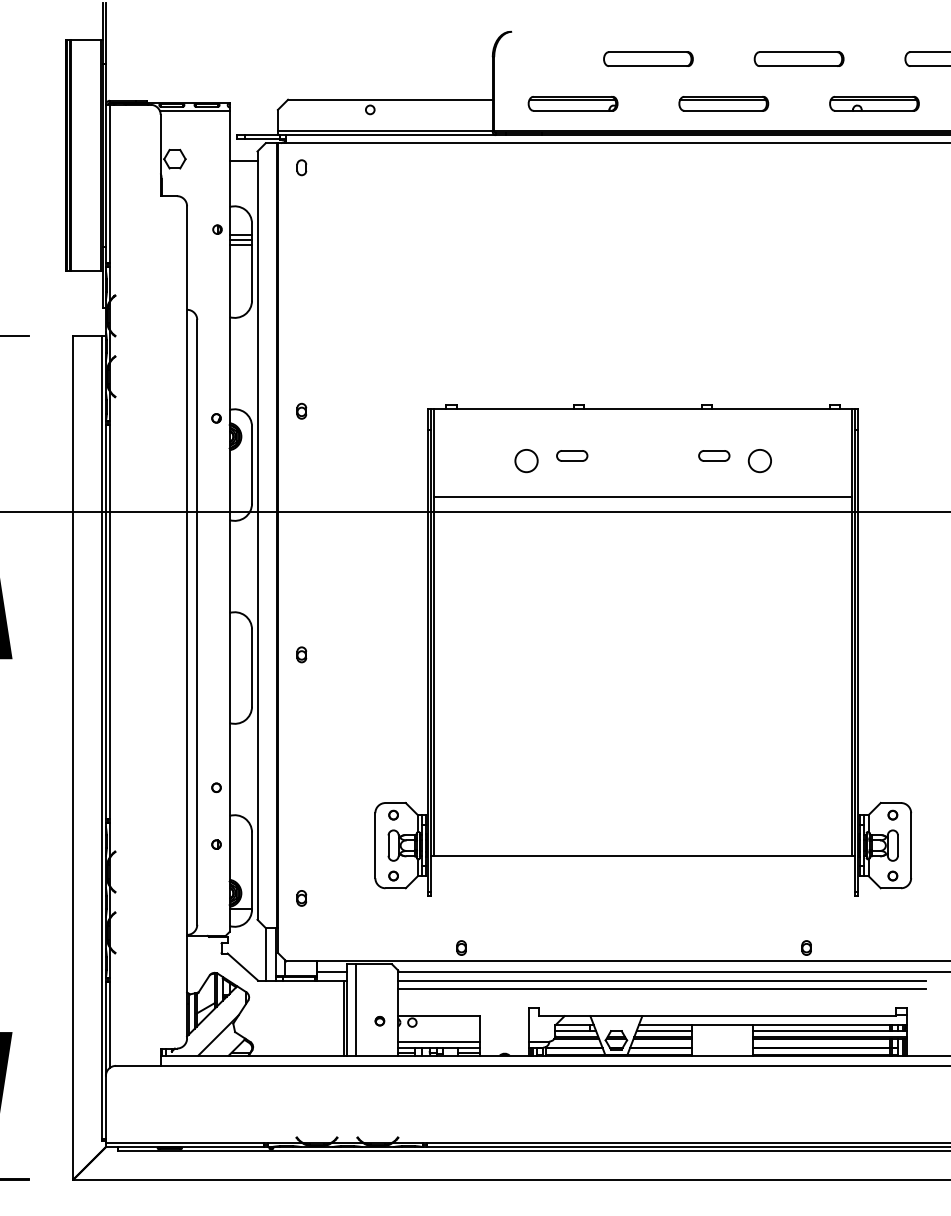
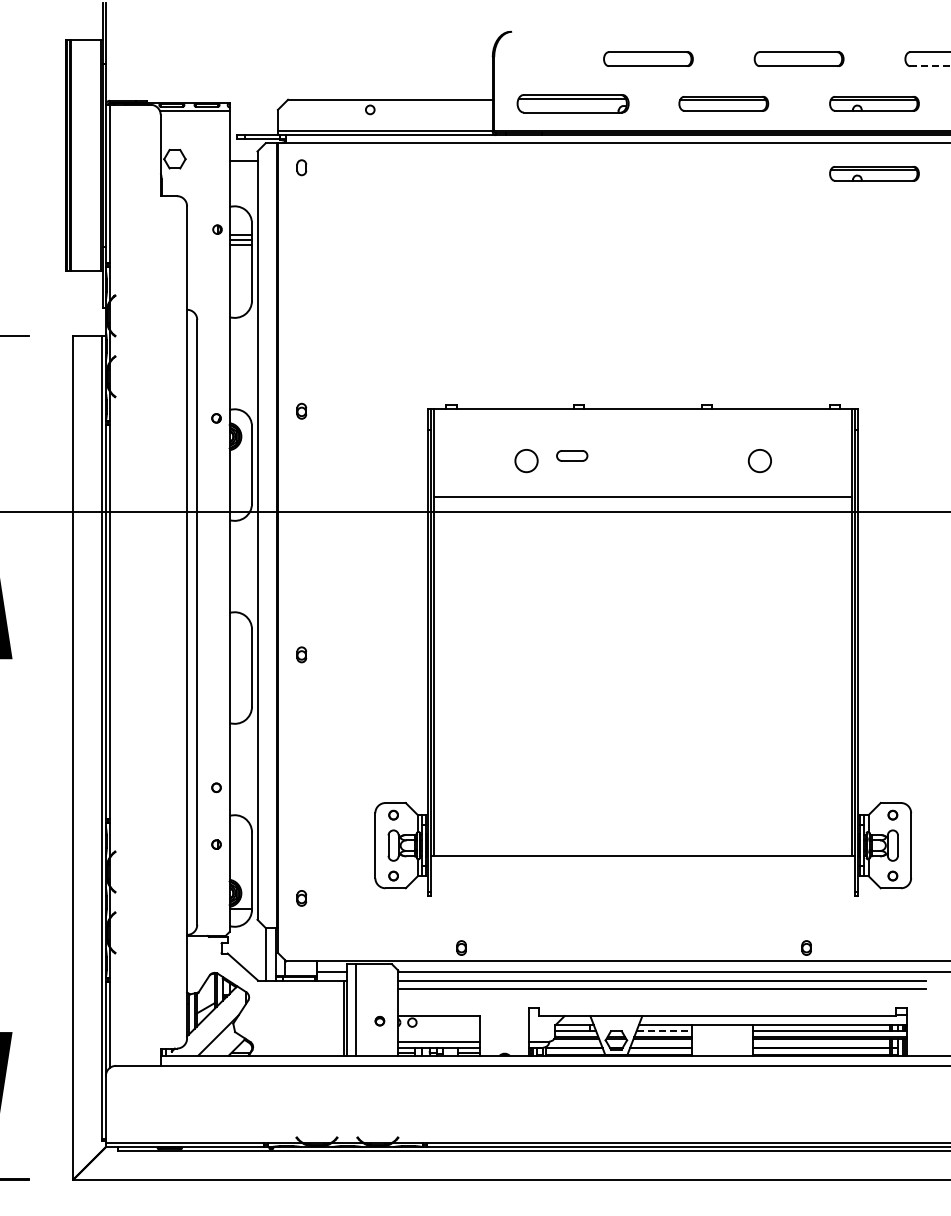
line: solid -> dashed (930, 66)
part size: 92x16 px -> 114x20 px (572, 103)
part: none -> present (874, 173)
part: present -> none (714, 455)
line: solid -> dashed (664, 1031)
